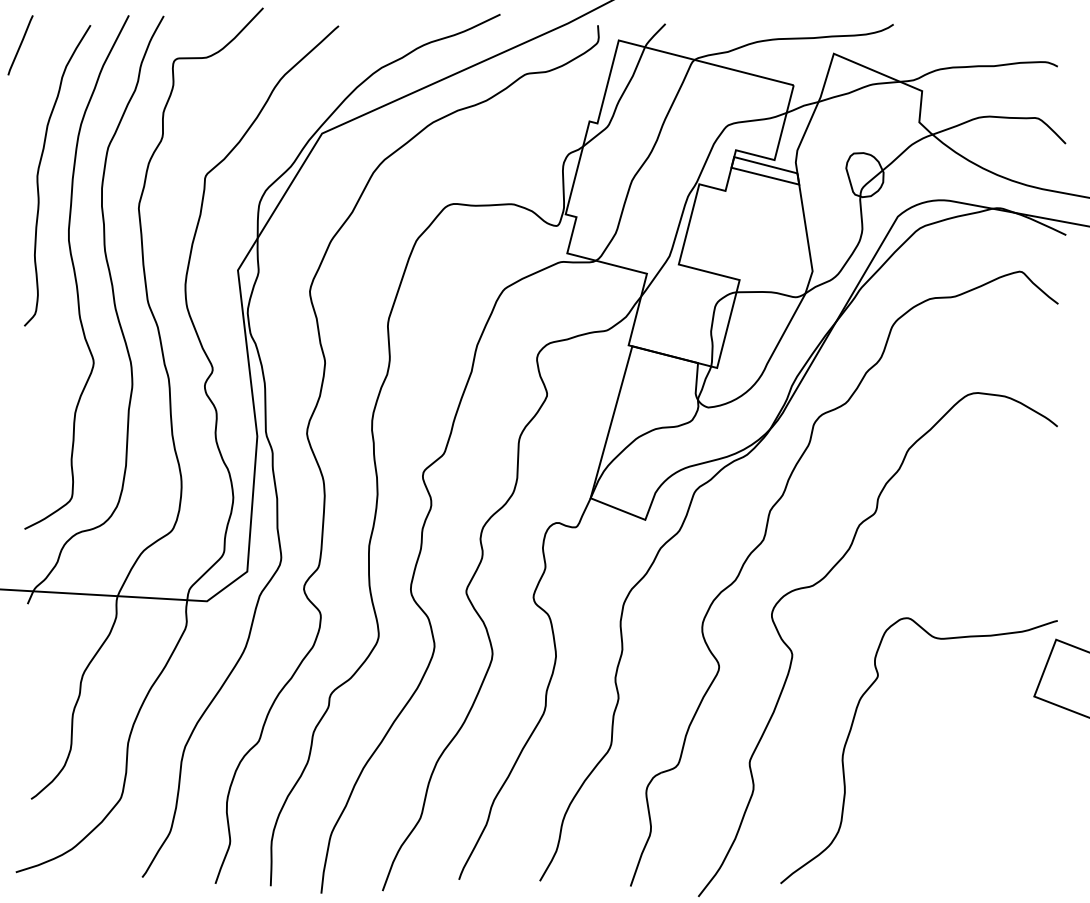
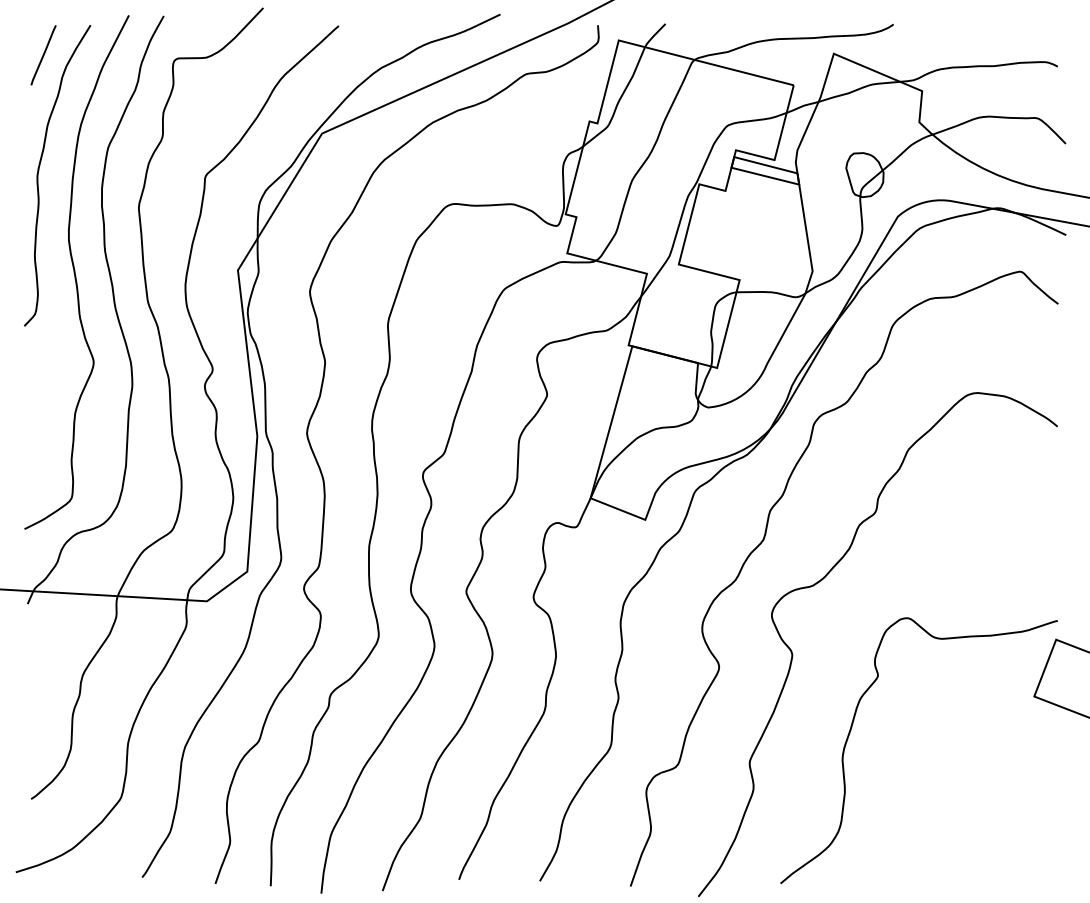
line position: (20, 45) -> (43, 55) (43, 55)
